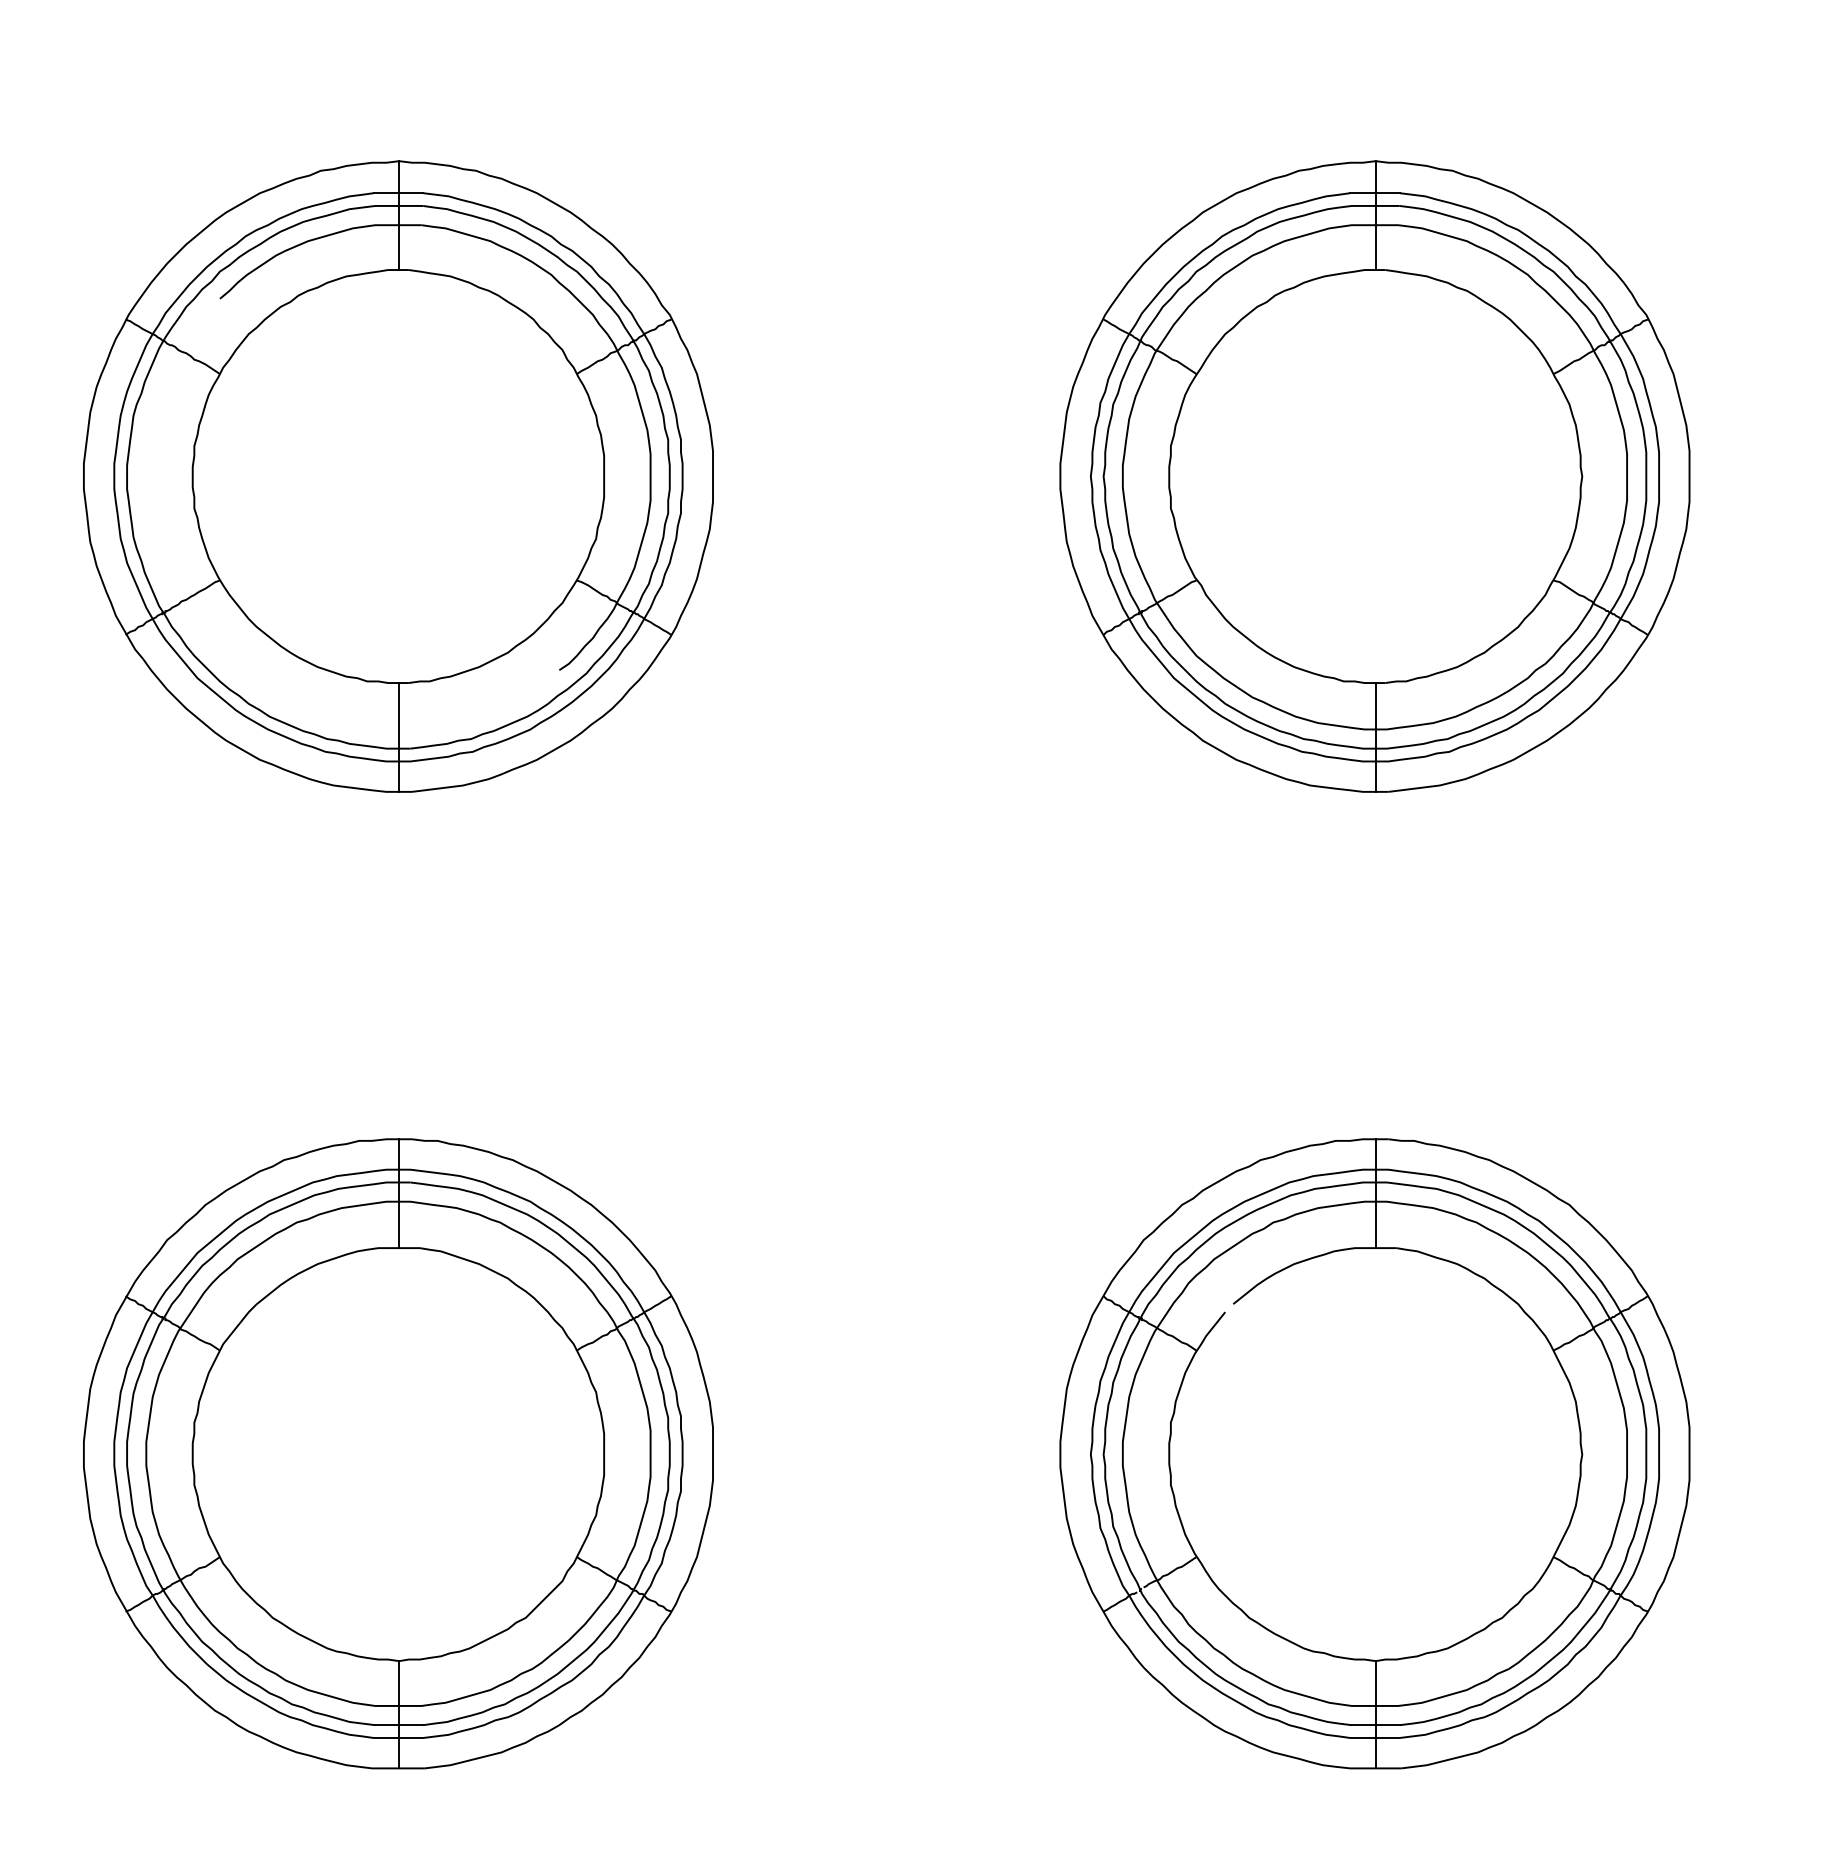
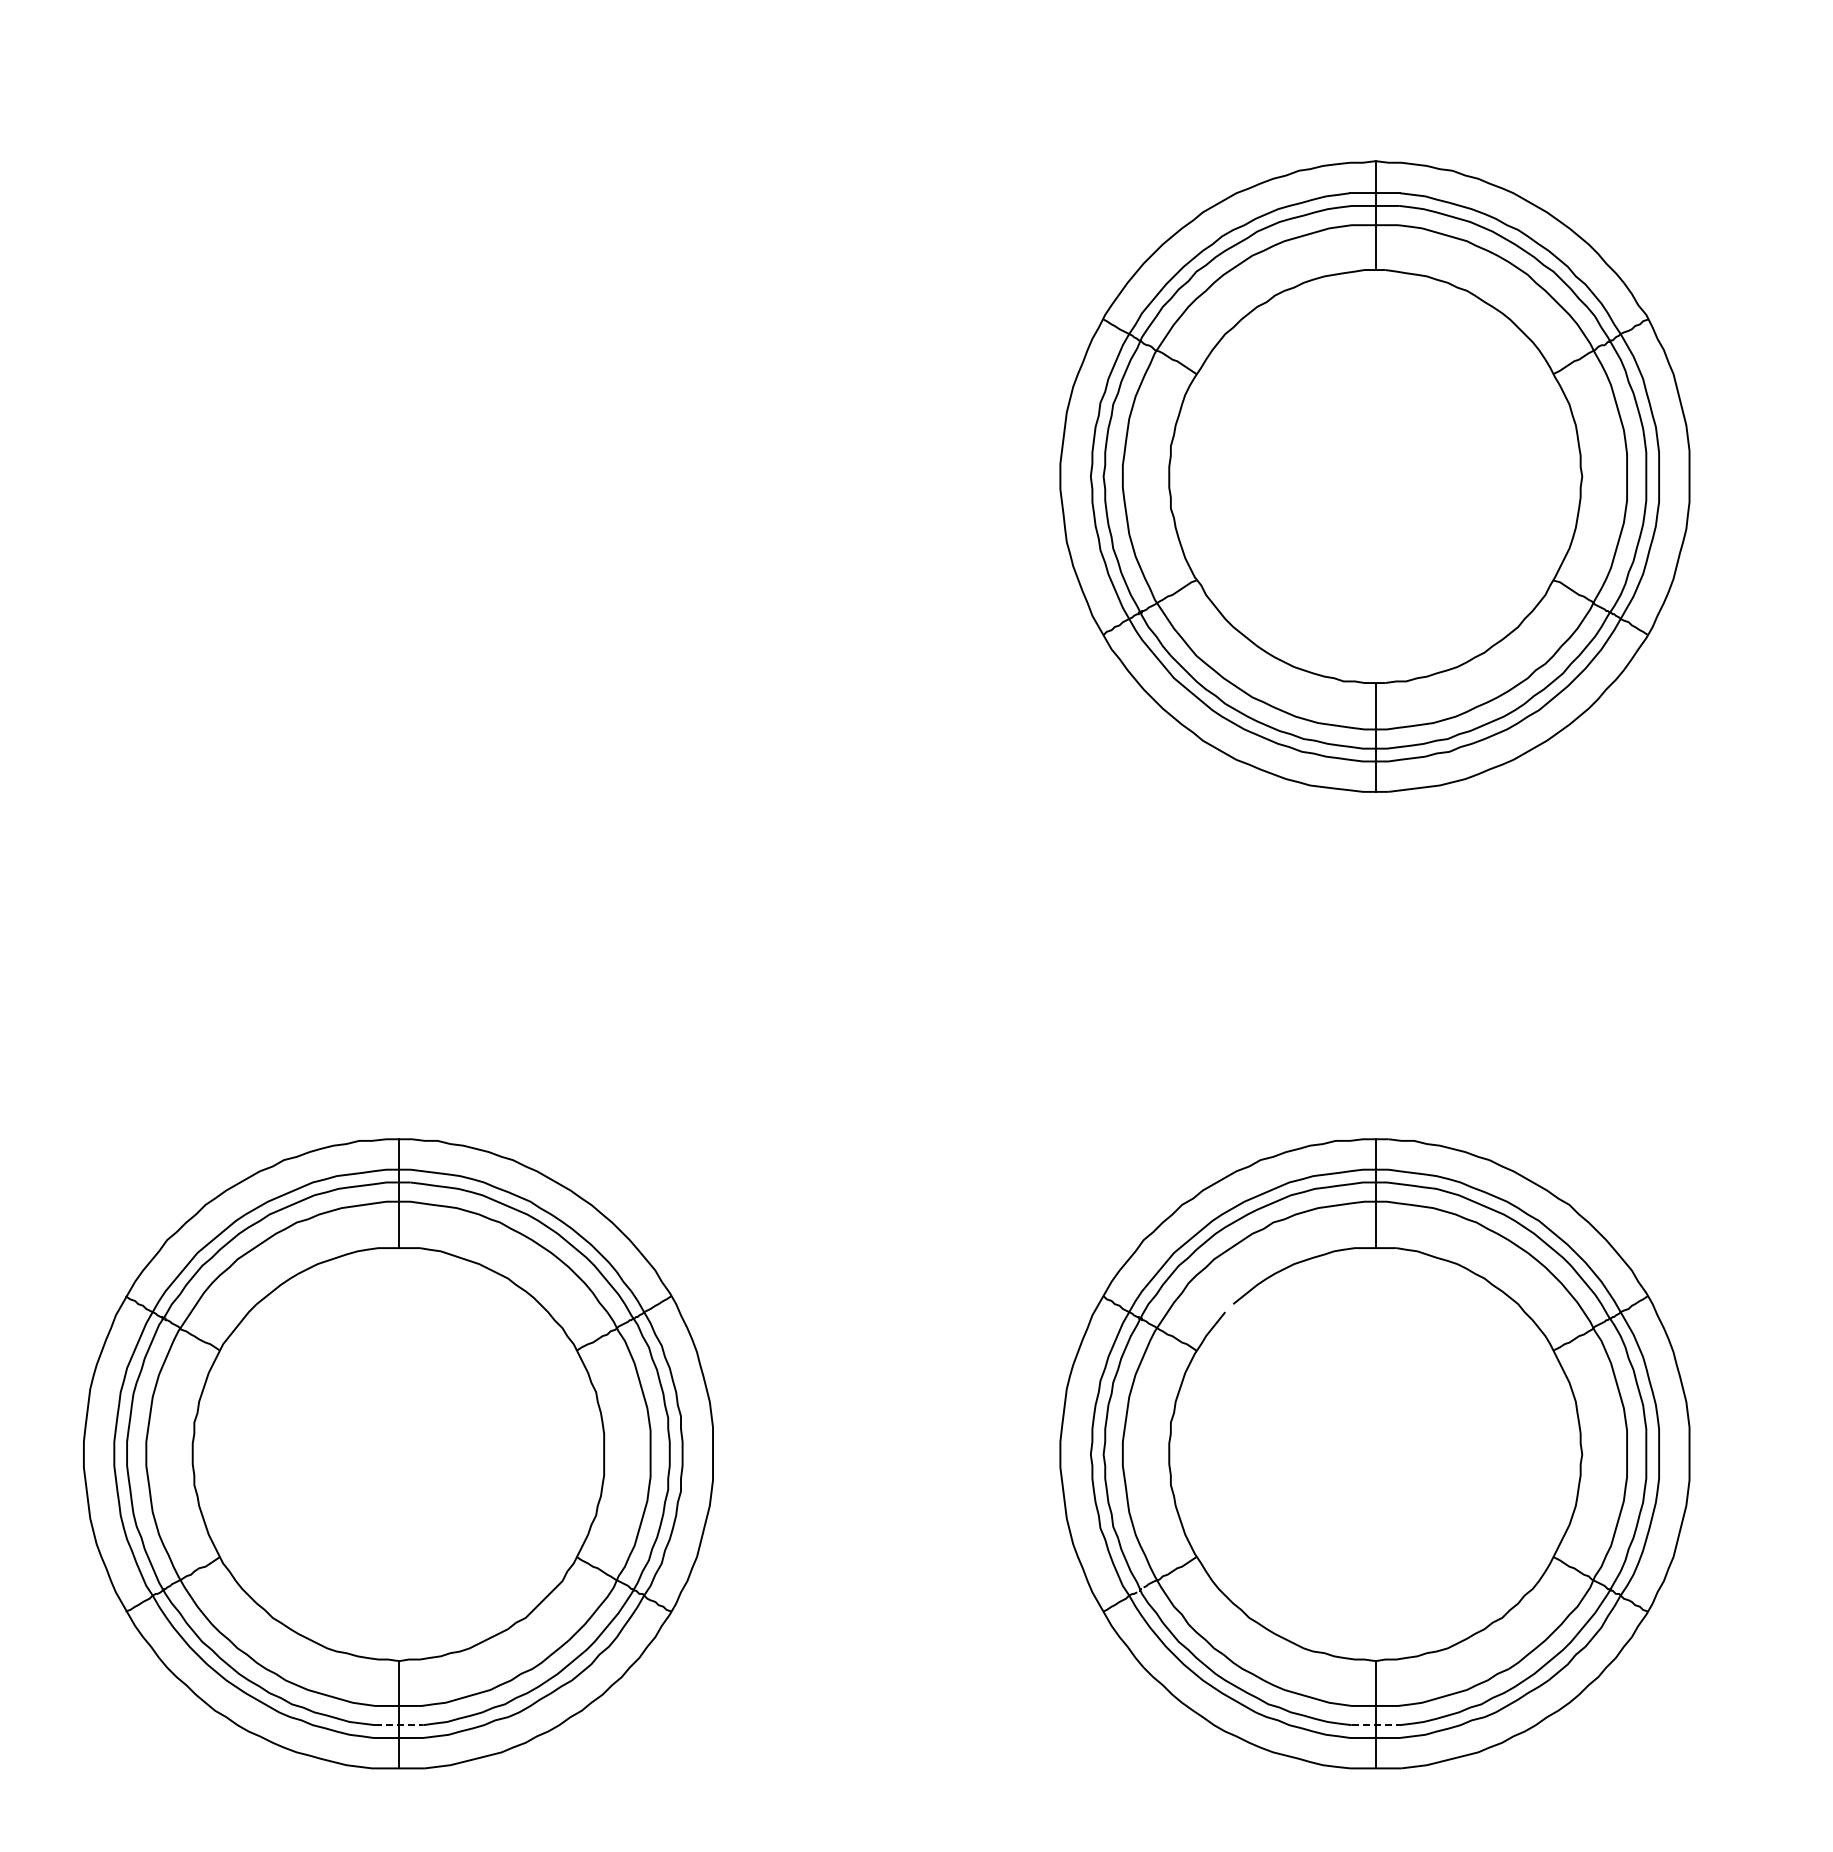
part: present -> none (398, 476)
line: solid -> dashed (399, 1725)
line: solid -> dashed (1376, 1725)
